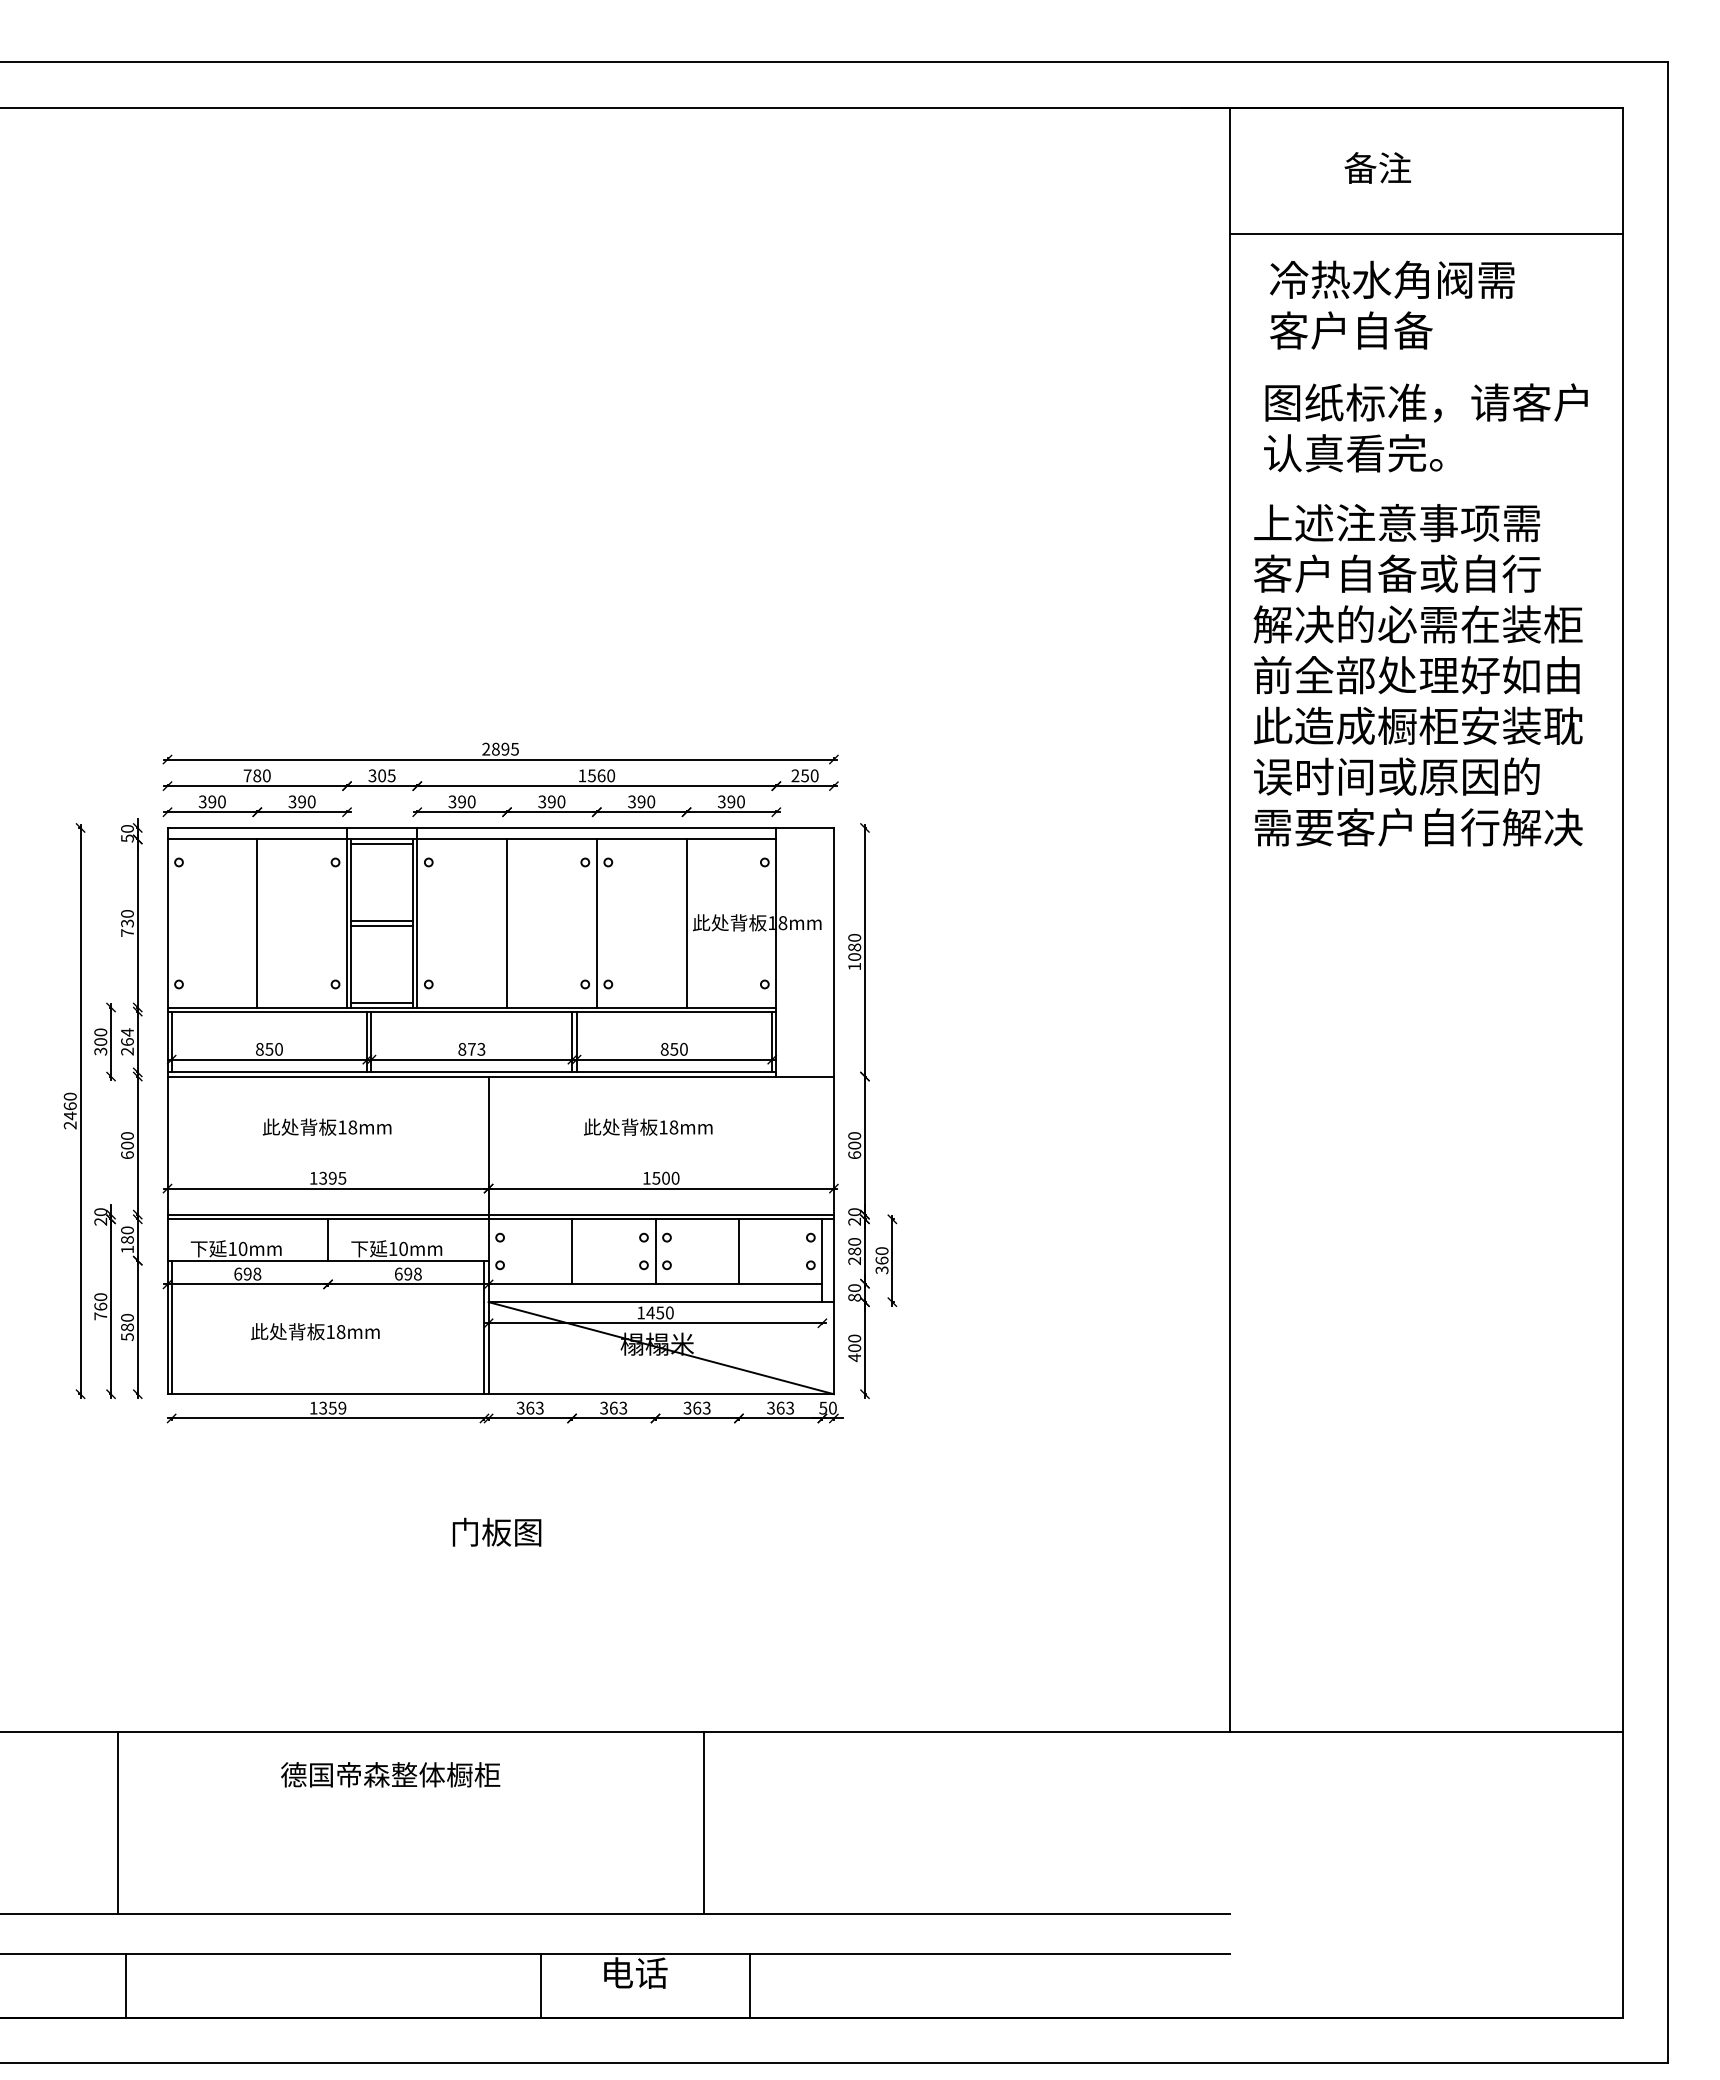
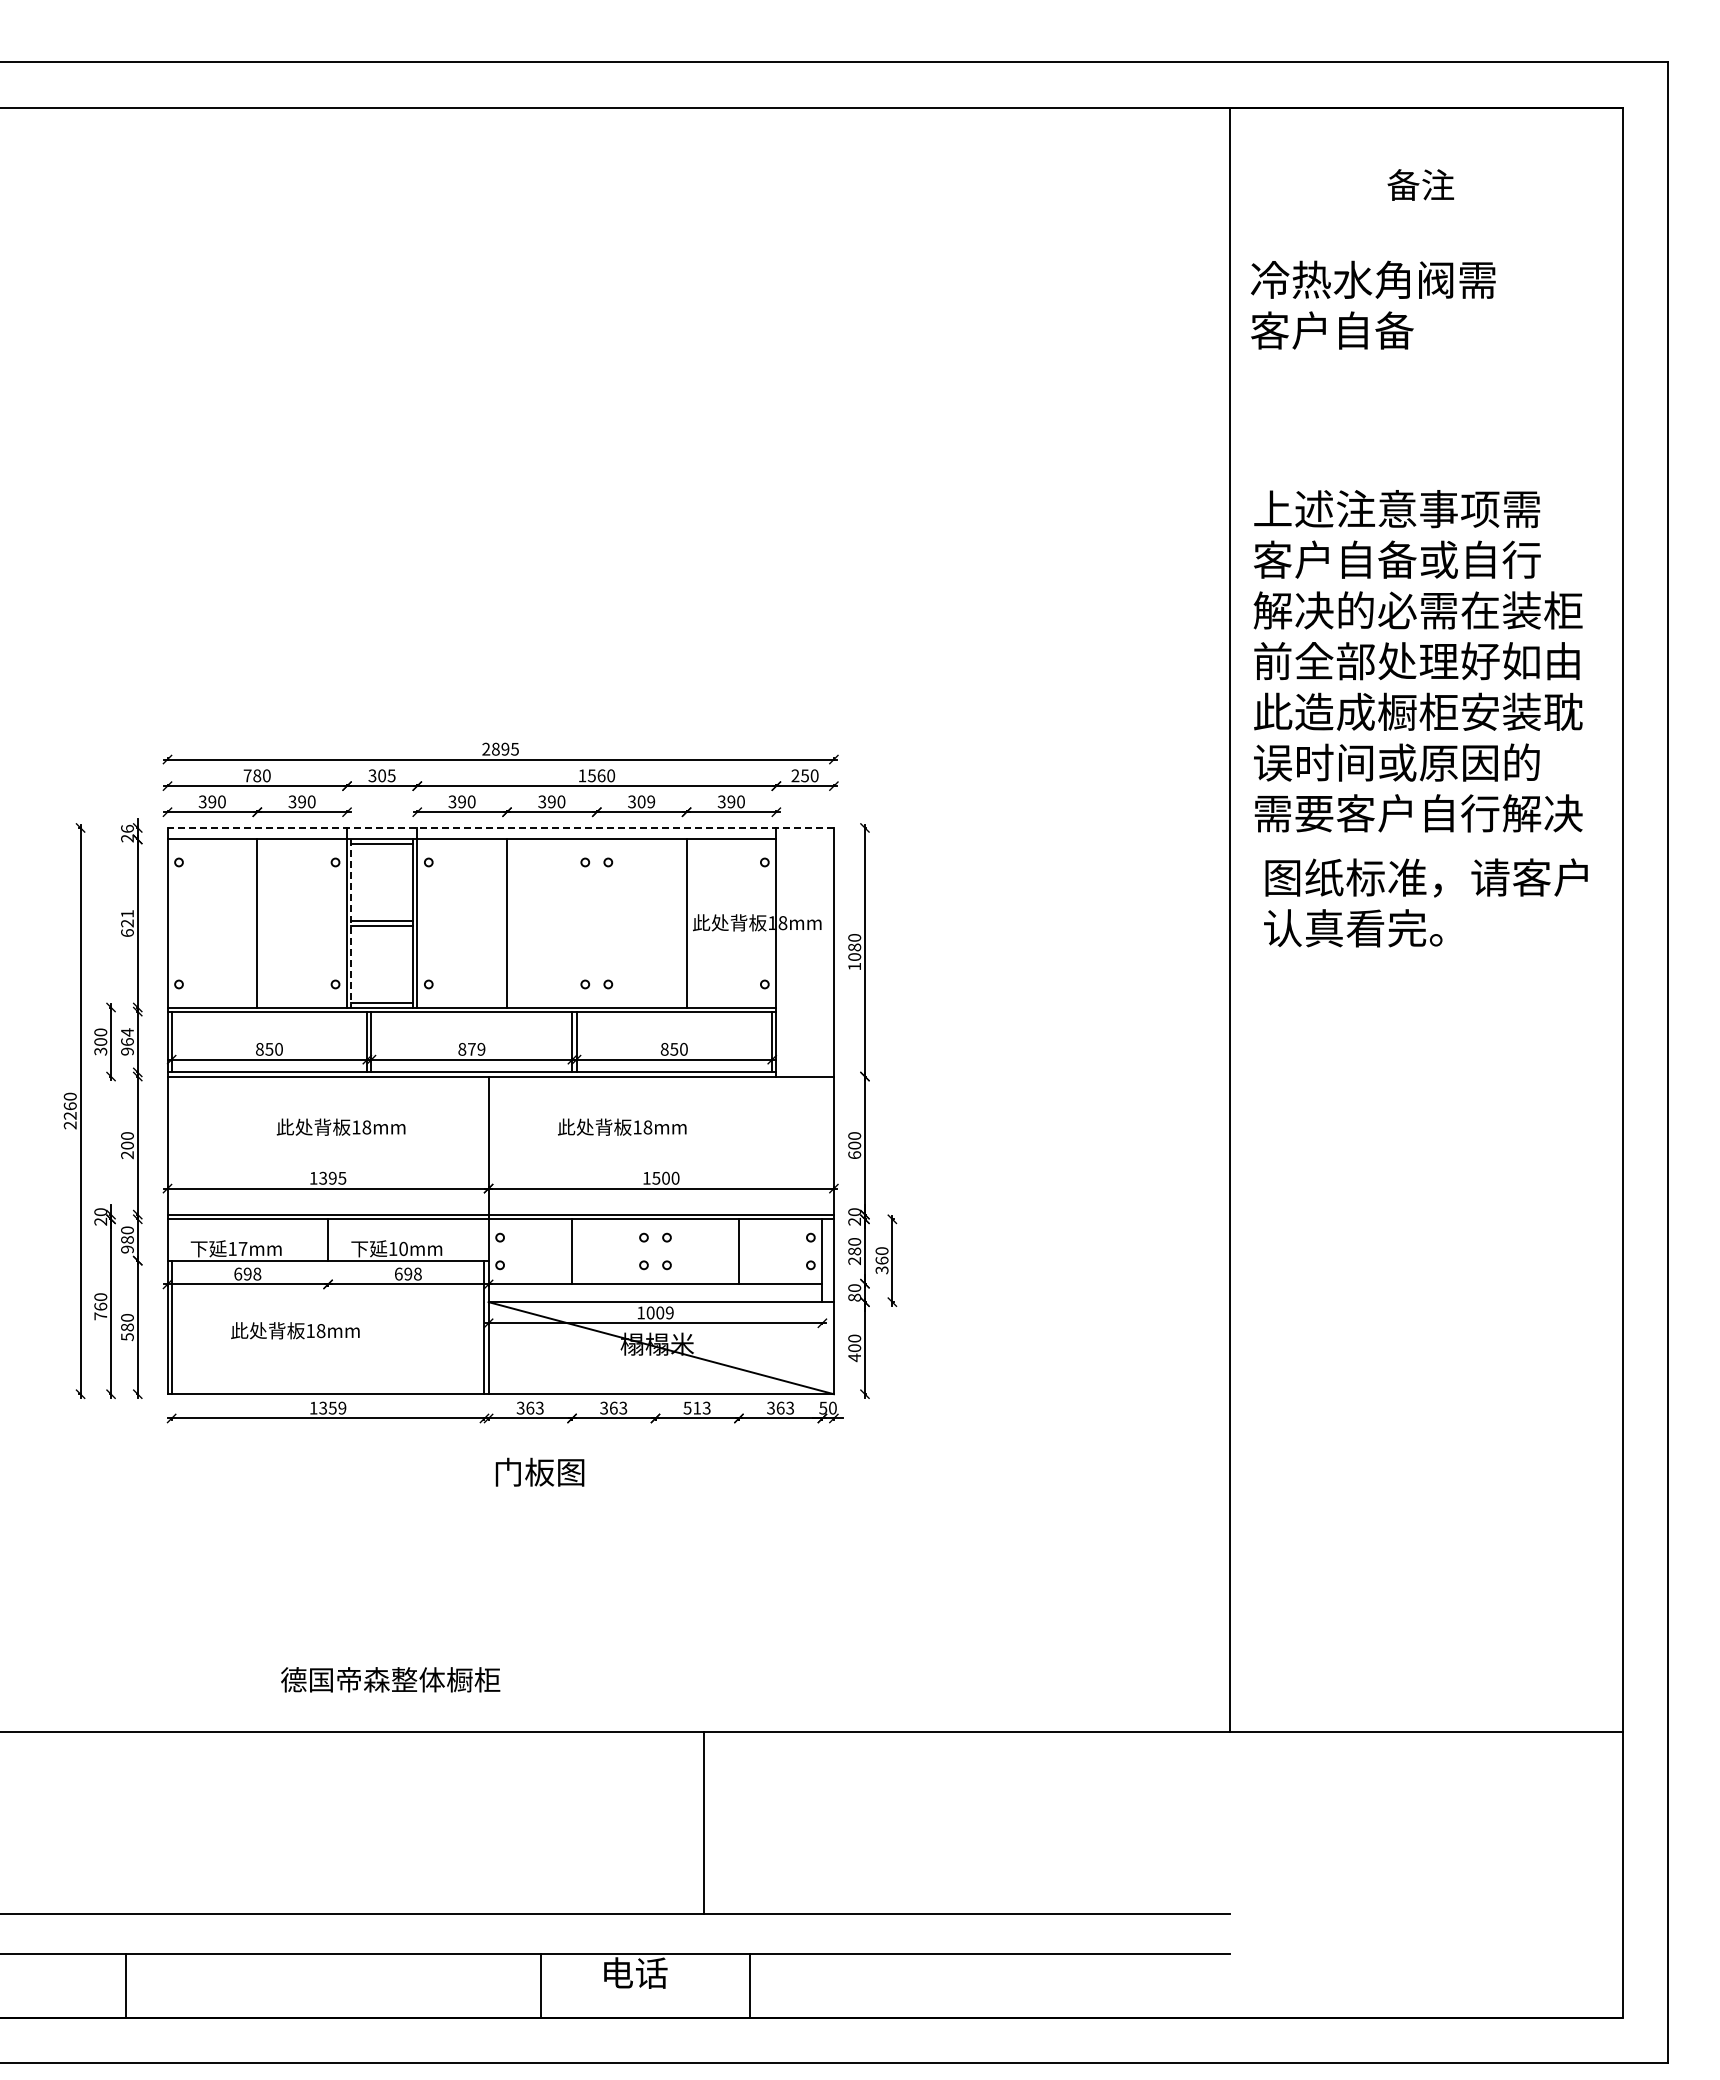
text position: (1377, 167) -> (1420, 184) (1420, 184)
line: present -> none (1426, 234)
text position: (1392, 304) -> (1373, 304) (1373, 304)
text position: (1425, 427) -> (1425, 902) (1425, 902)
text position: (1417, 675) -> (1417, 661) (1417, 661)
text: 390 -> 309 (646, 801)
line: solid -> dashed (500, 827)
text: 50 -> 26 (127, 833)
text: 730 -> 621 (127, 923)
line: solid -> dashed (351, 923)
line: present -> none (596, 923)
text: 873 -> 879 (481, 1049)
text: 264 -> 964 (127, 1051)
text: 2460 -> 2260 (69, 1115)
text position: (326, 1126) -> (340, 1126) (340, 1126)
text position: (648, 1126) -> (622, 1126) (622, 1126)
text: 600 -> 200 (127, 1155)
text: 10mm -> 17mm (242, 1248)
text: 180 -> 980 (127, 1249)
line: present -> none (655, 1251)
text: 1450 -> 1009 (659, 1312)
text position: (315, 1331) -> (295, 1330) (295, 1330)
text: 363 -> 513 (692, 1407)
text position: (496, 1531) -> (539, 1471) (539, 1471)
text position: (390, 1774) -> (390, 1679) (390, 1679)
line: present -> none (118, 1822)
